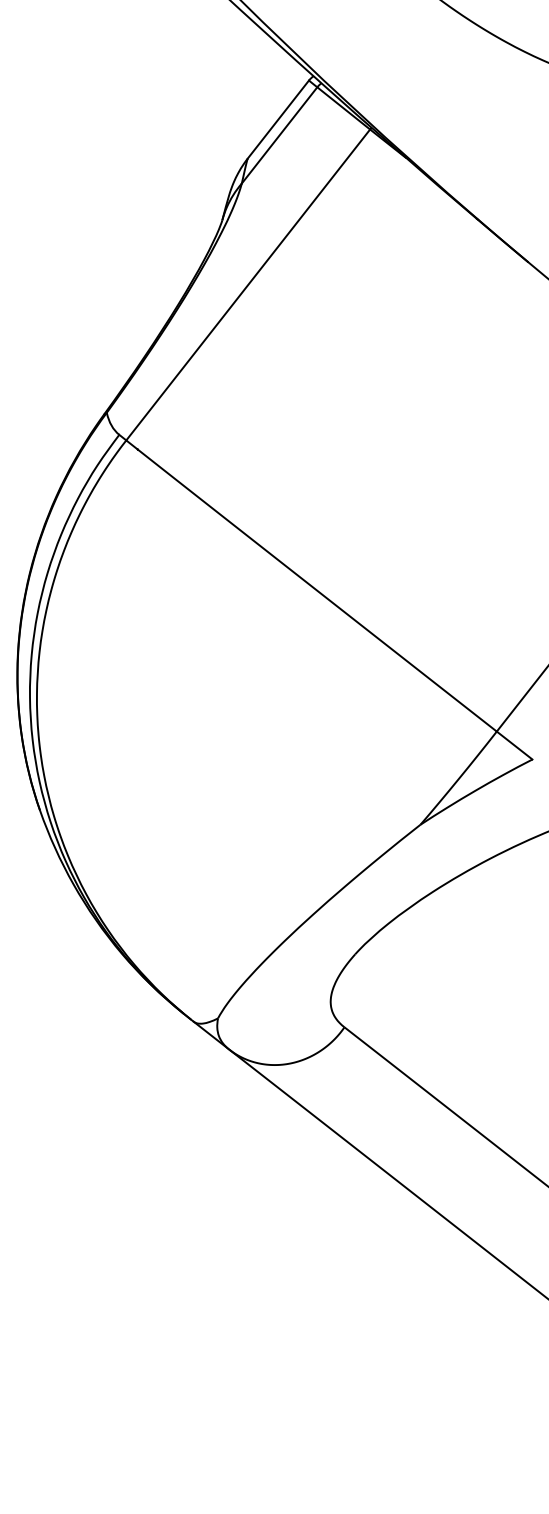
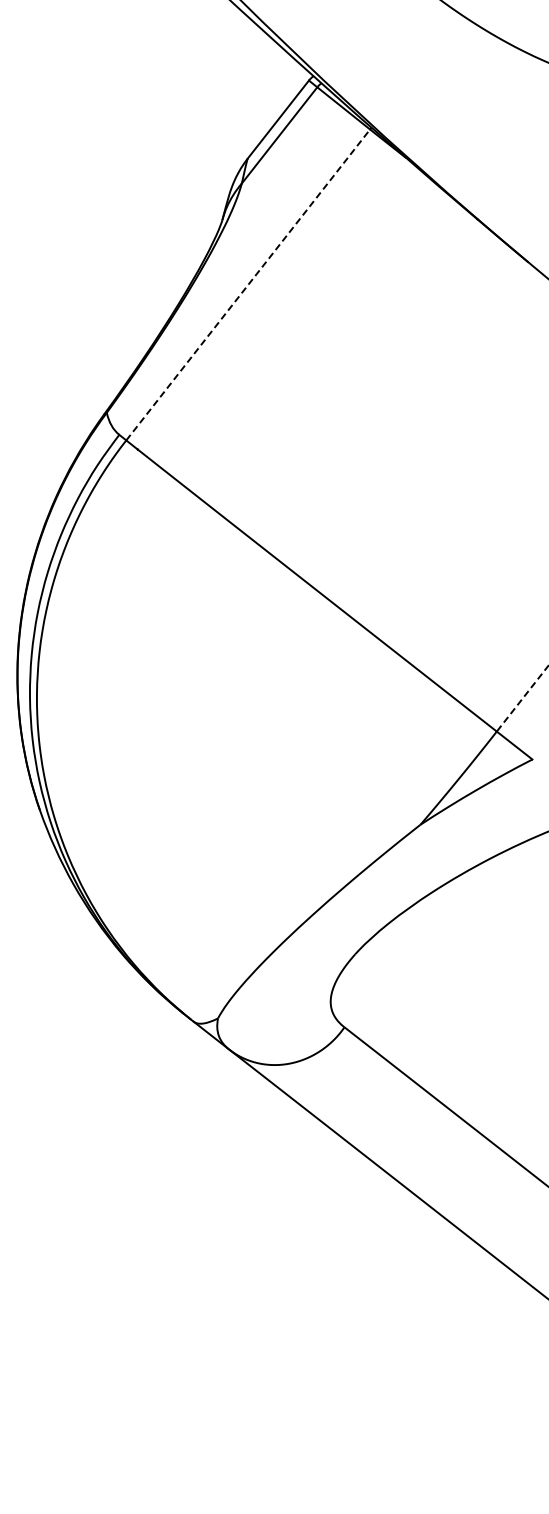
line: solid -> dashed (248, 284)
line: solid -> dashed (522, 698)
